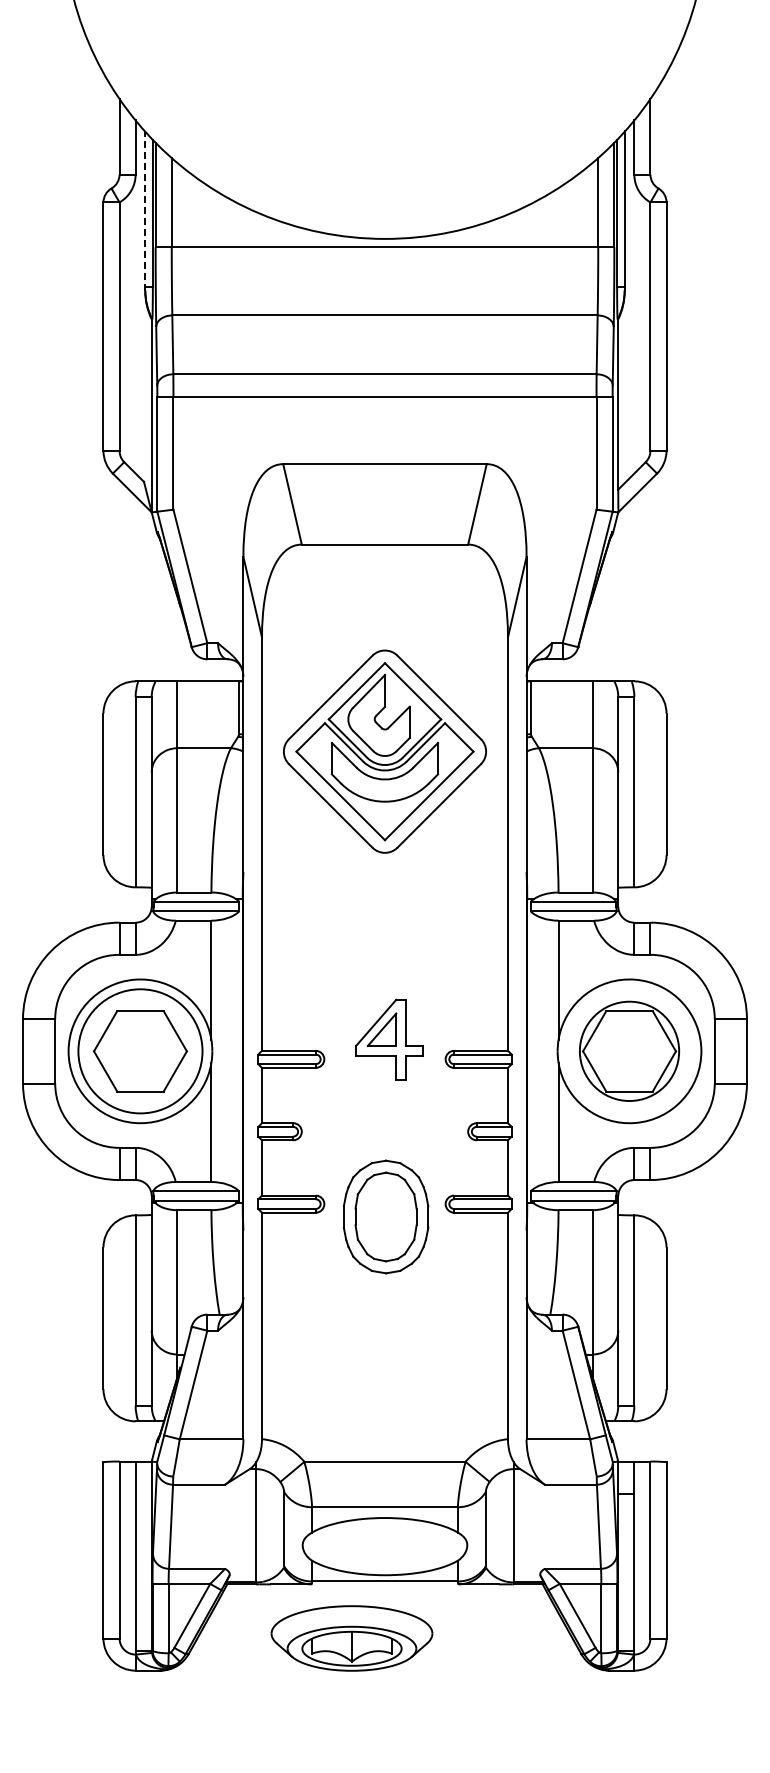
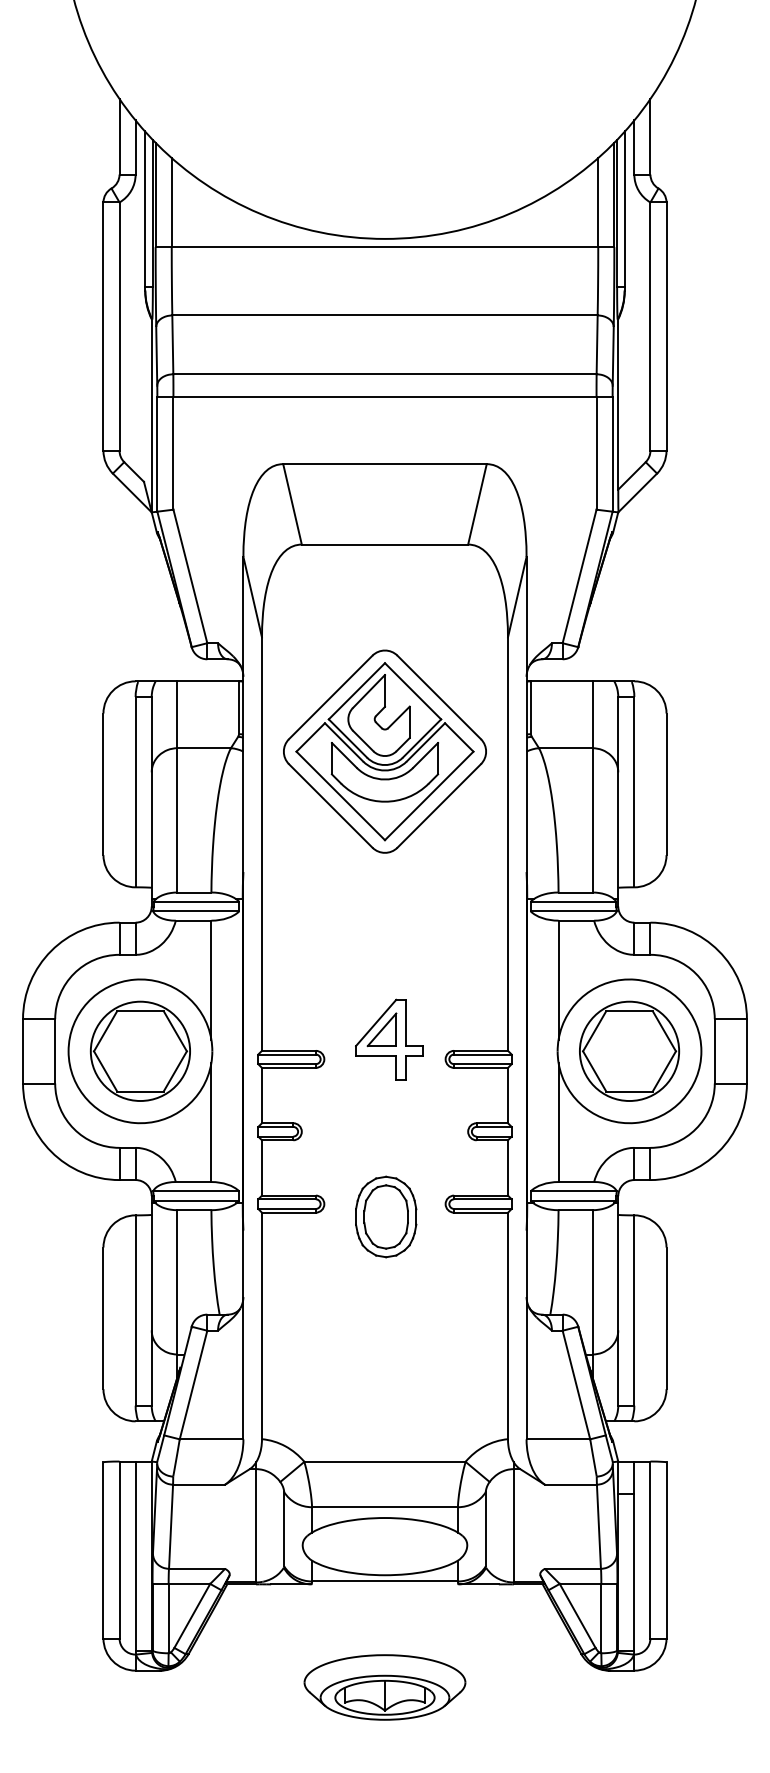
line: dashed -> solid (145, 211)
circle diameter: 124 px -> 99 px (140, 1051)
part size: 88x116 px -> 63x84 px (386, 1216)
part position: (351, 1638) -> (384, 1687) (384, 1687)
